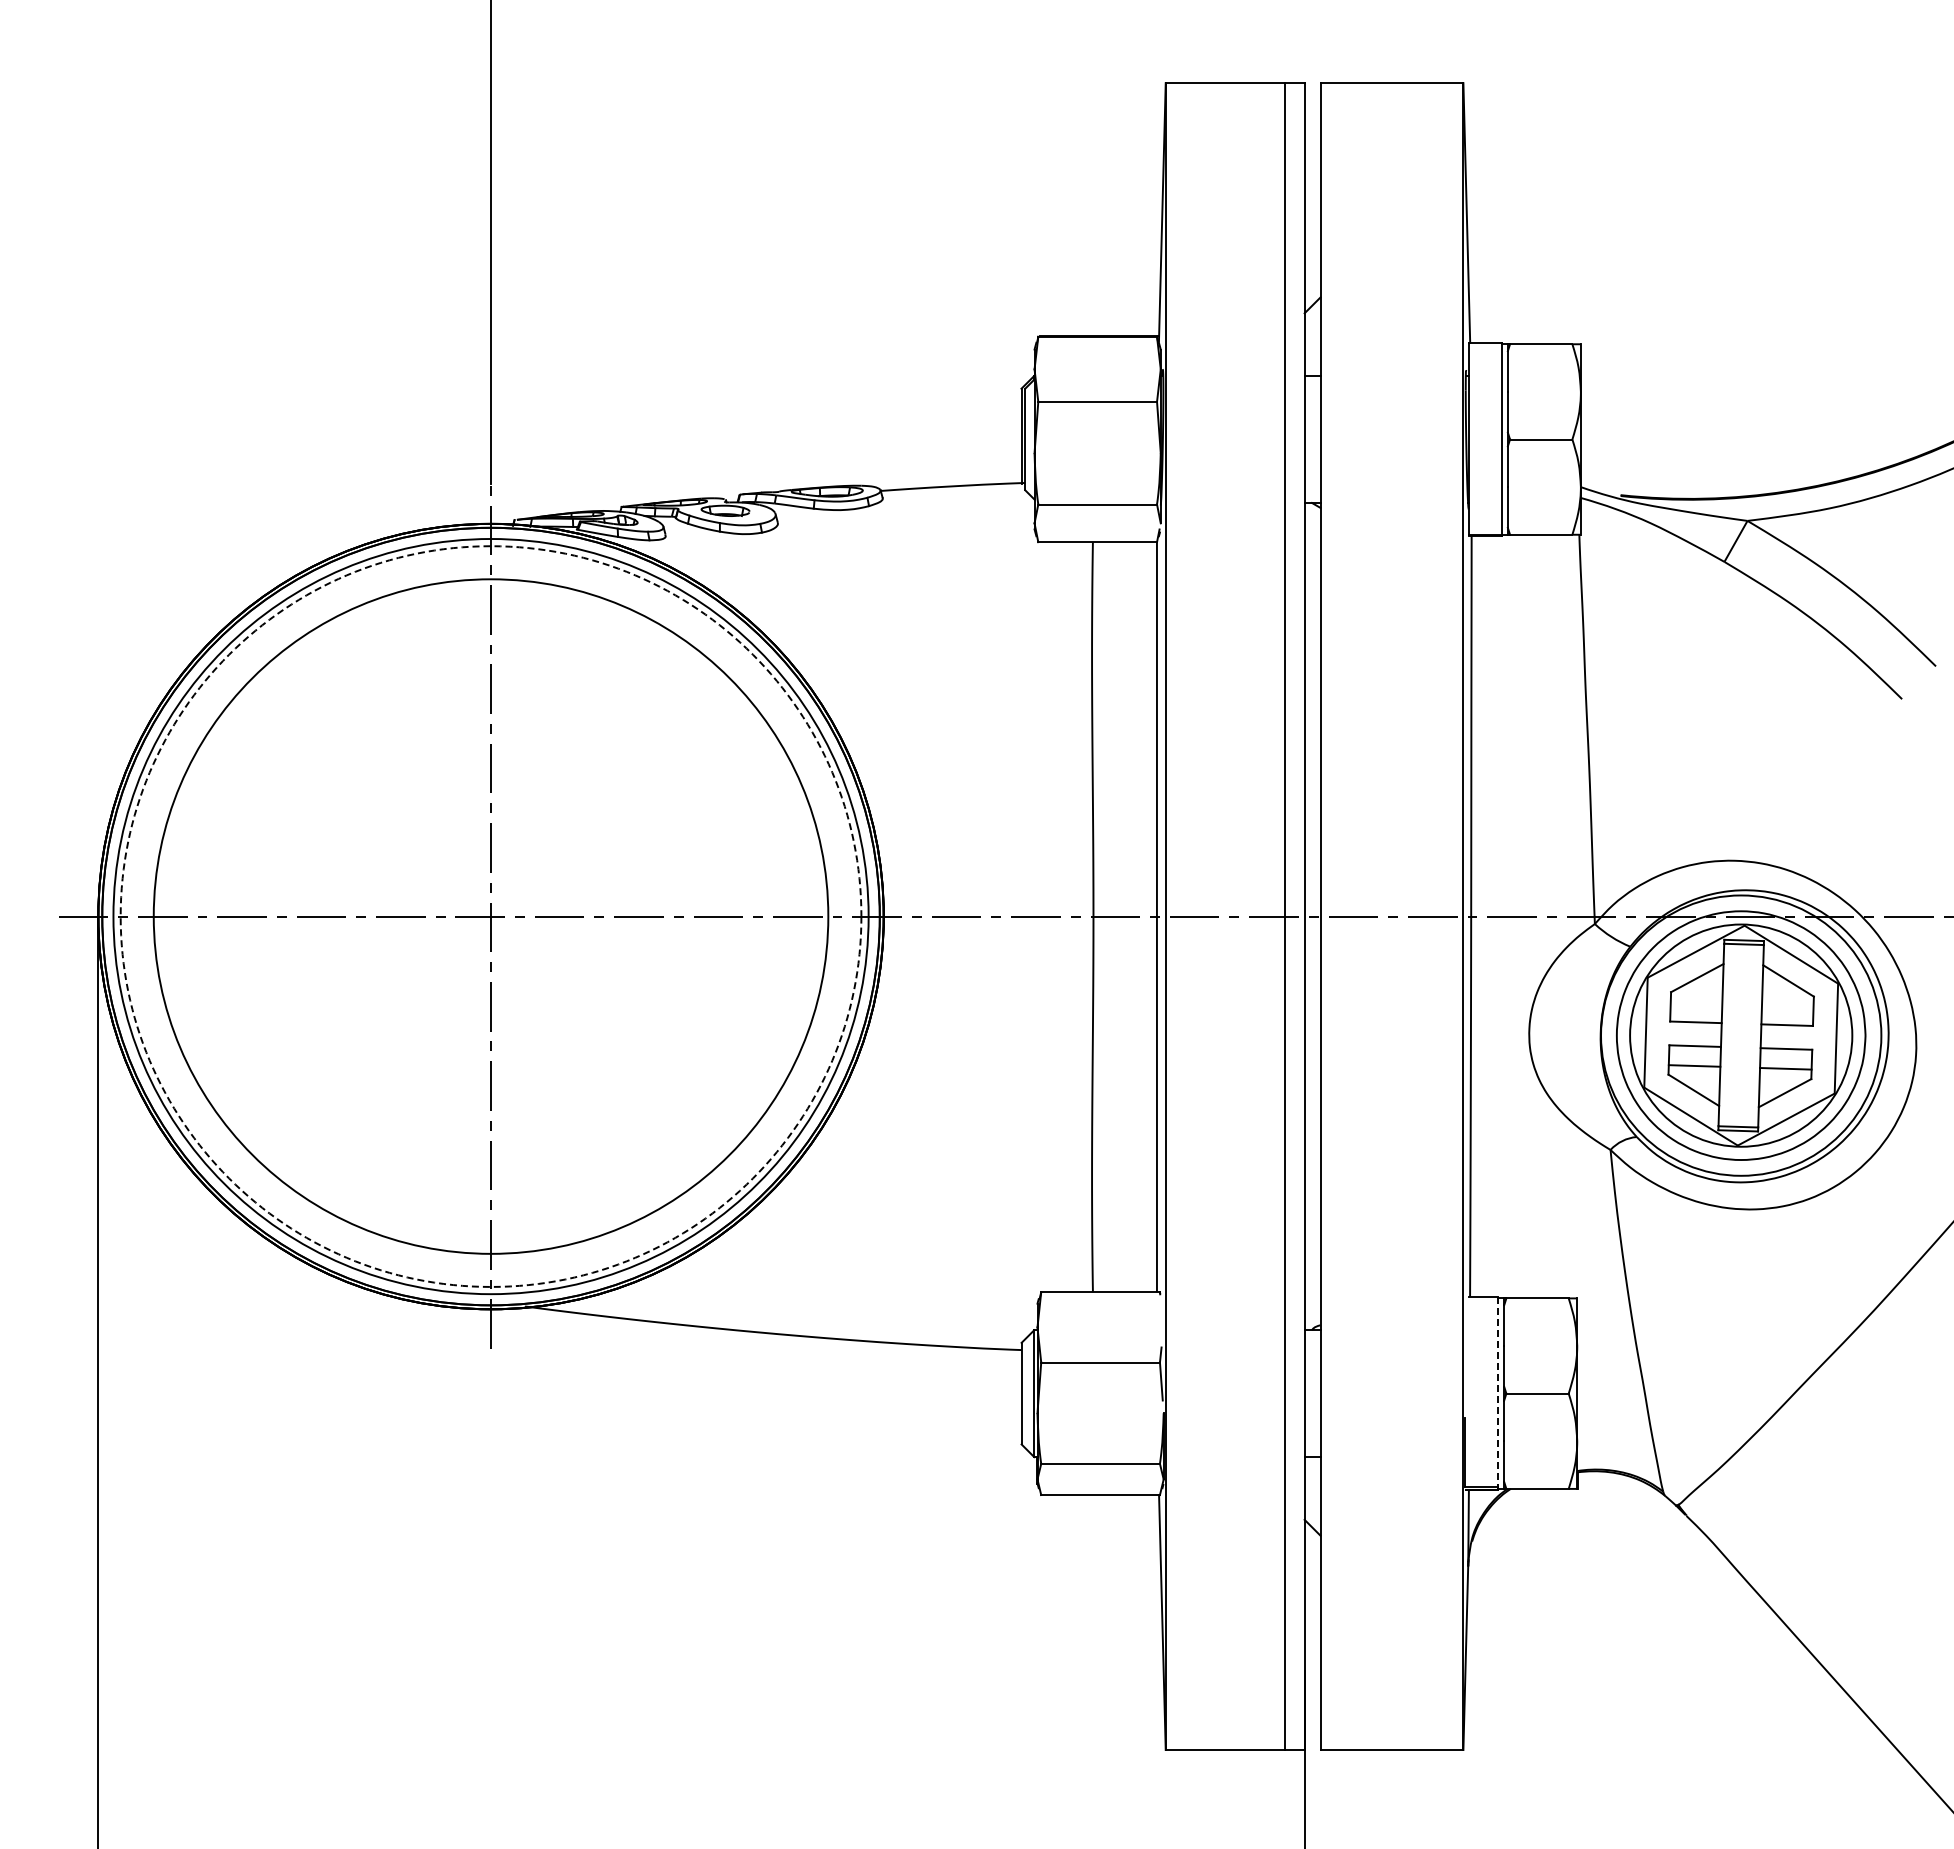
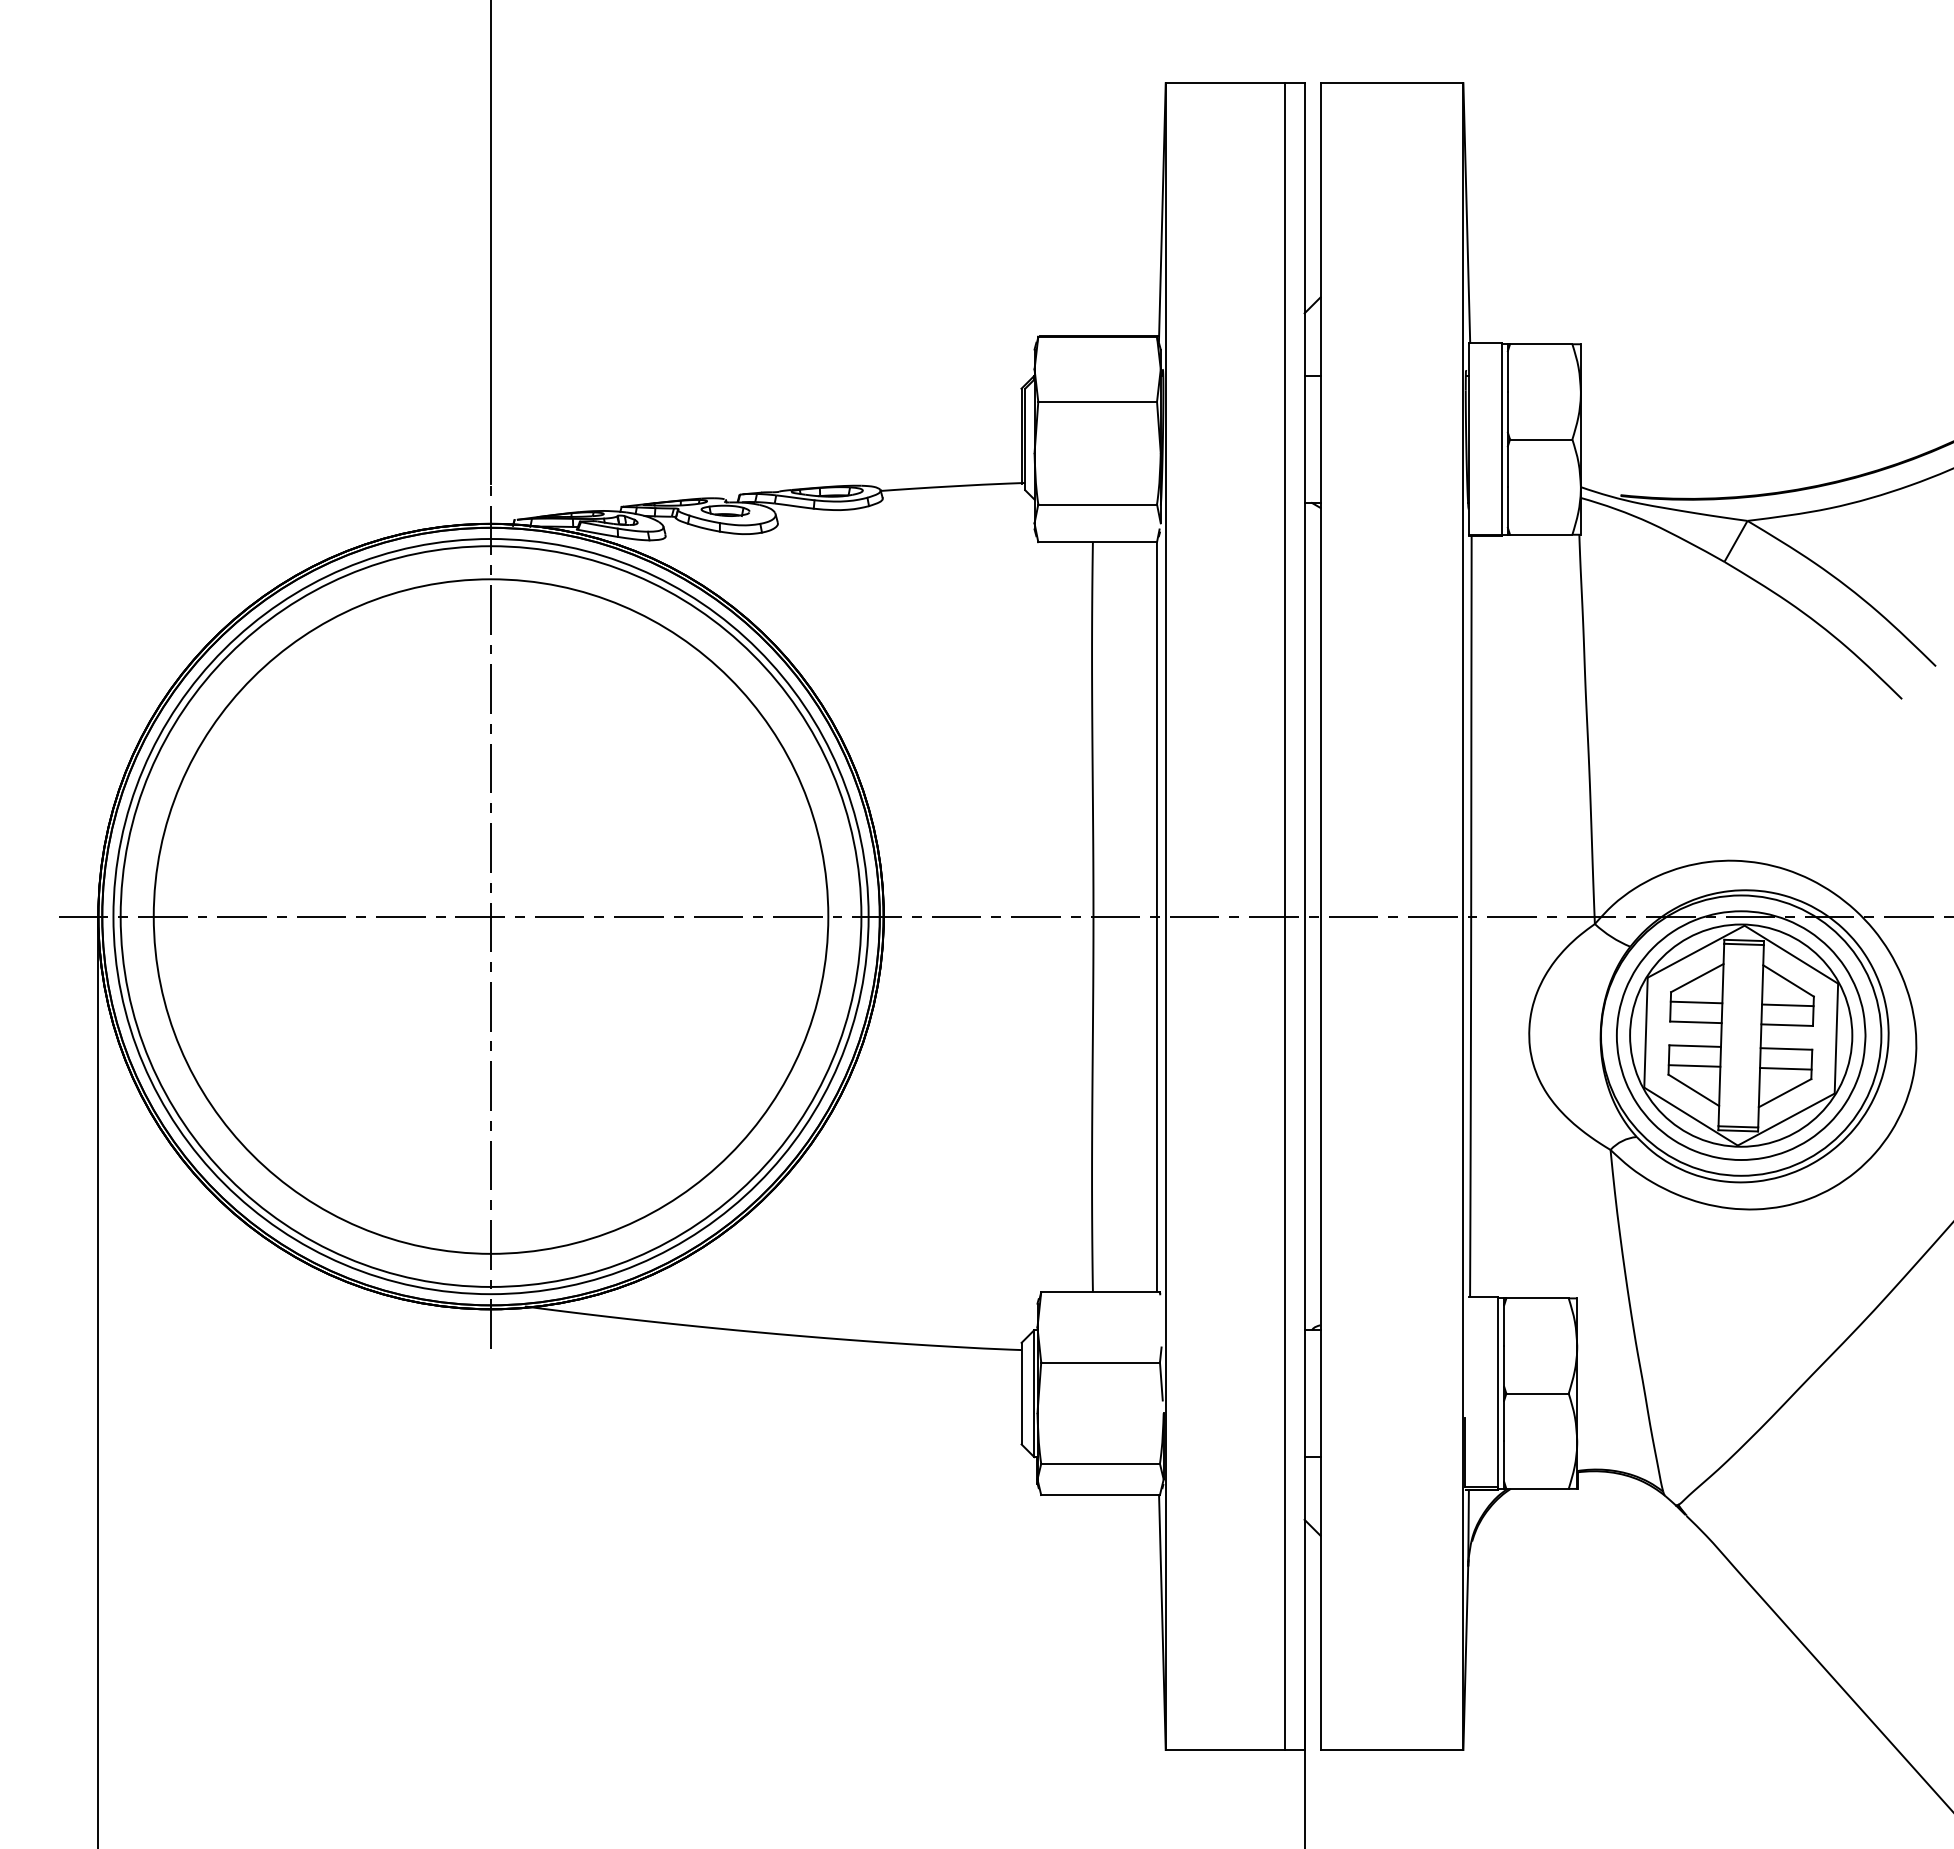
circle: dashed -> solid (490, 916)
line: none -> present (1696, 1002)
line: none -> present (1787, 1005)
line: dashed -> solid (1497, 1392)
